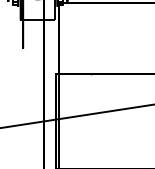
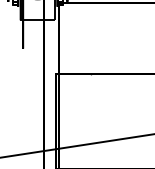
line position: (76, 116) -> (76, 145) (76, 145)
